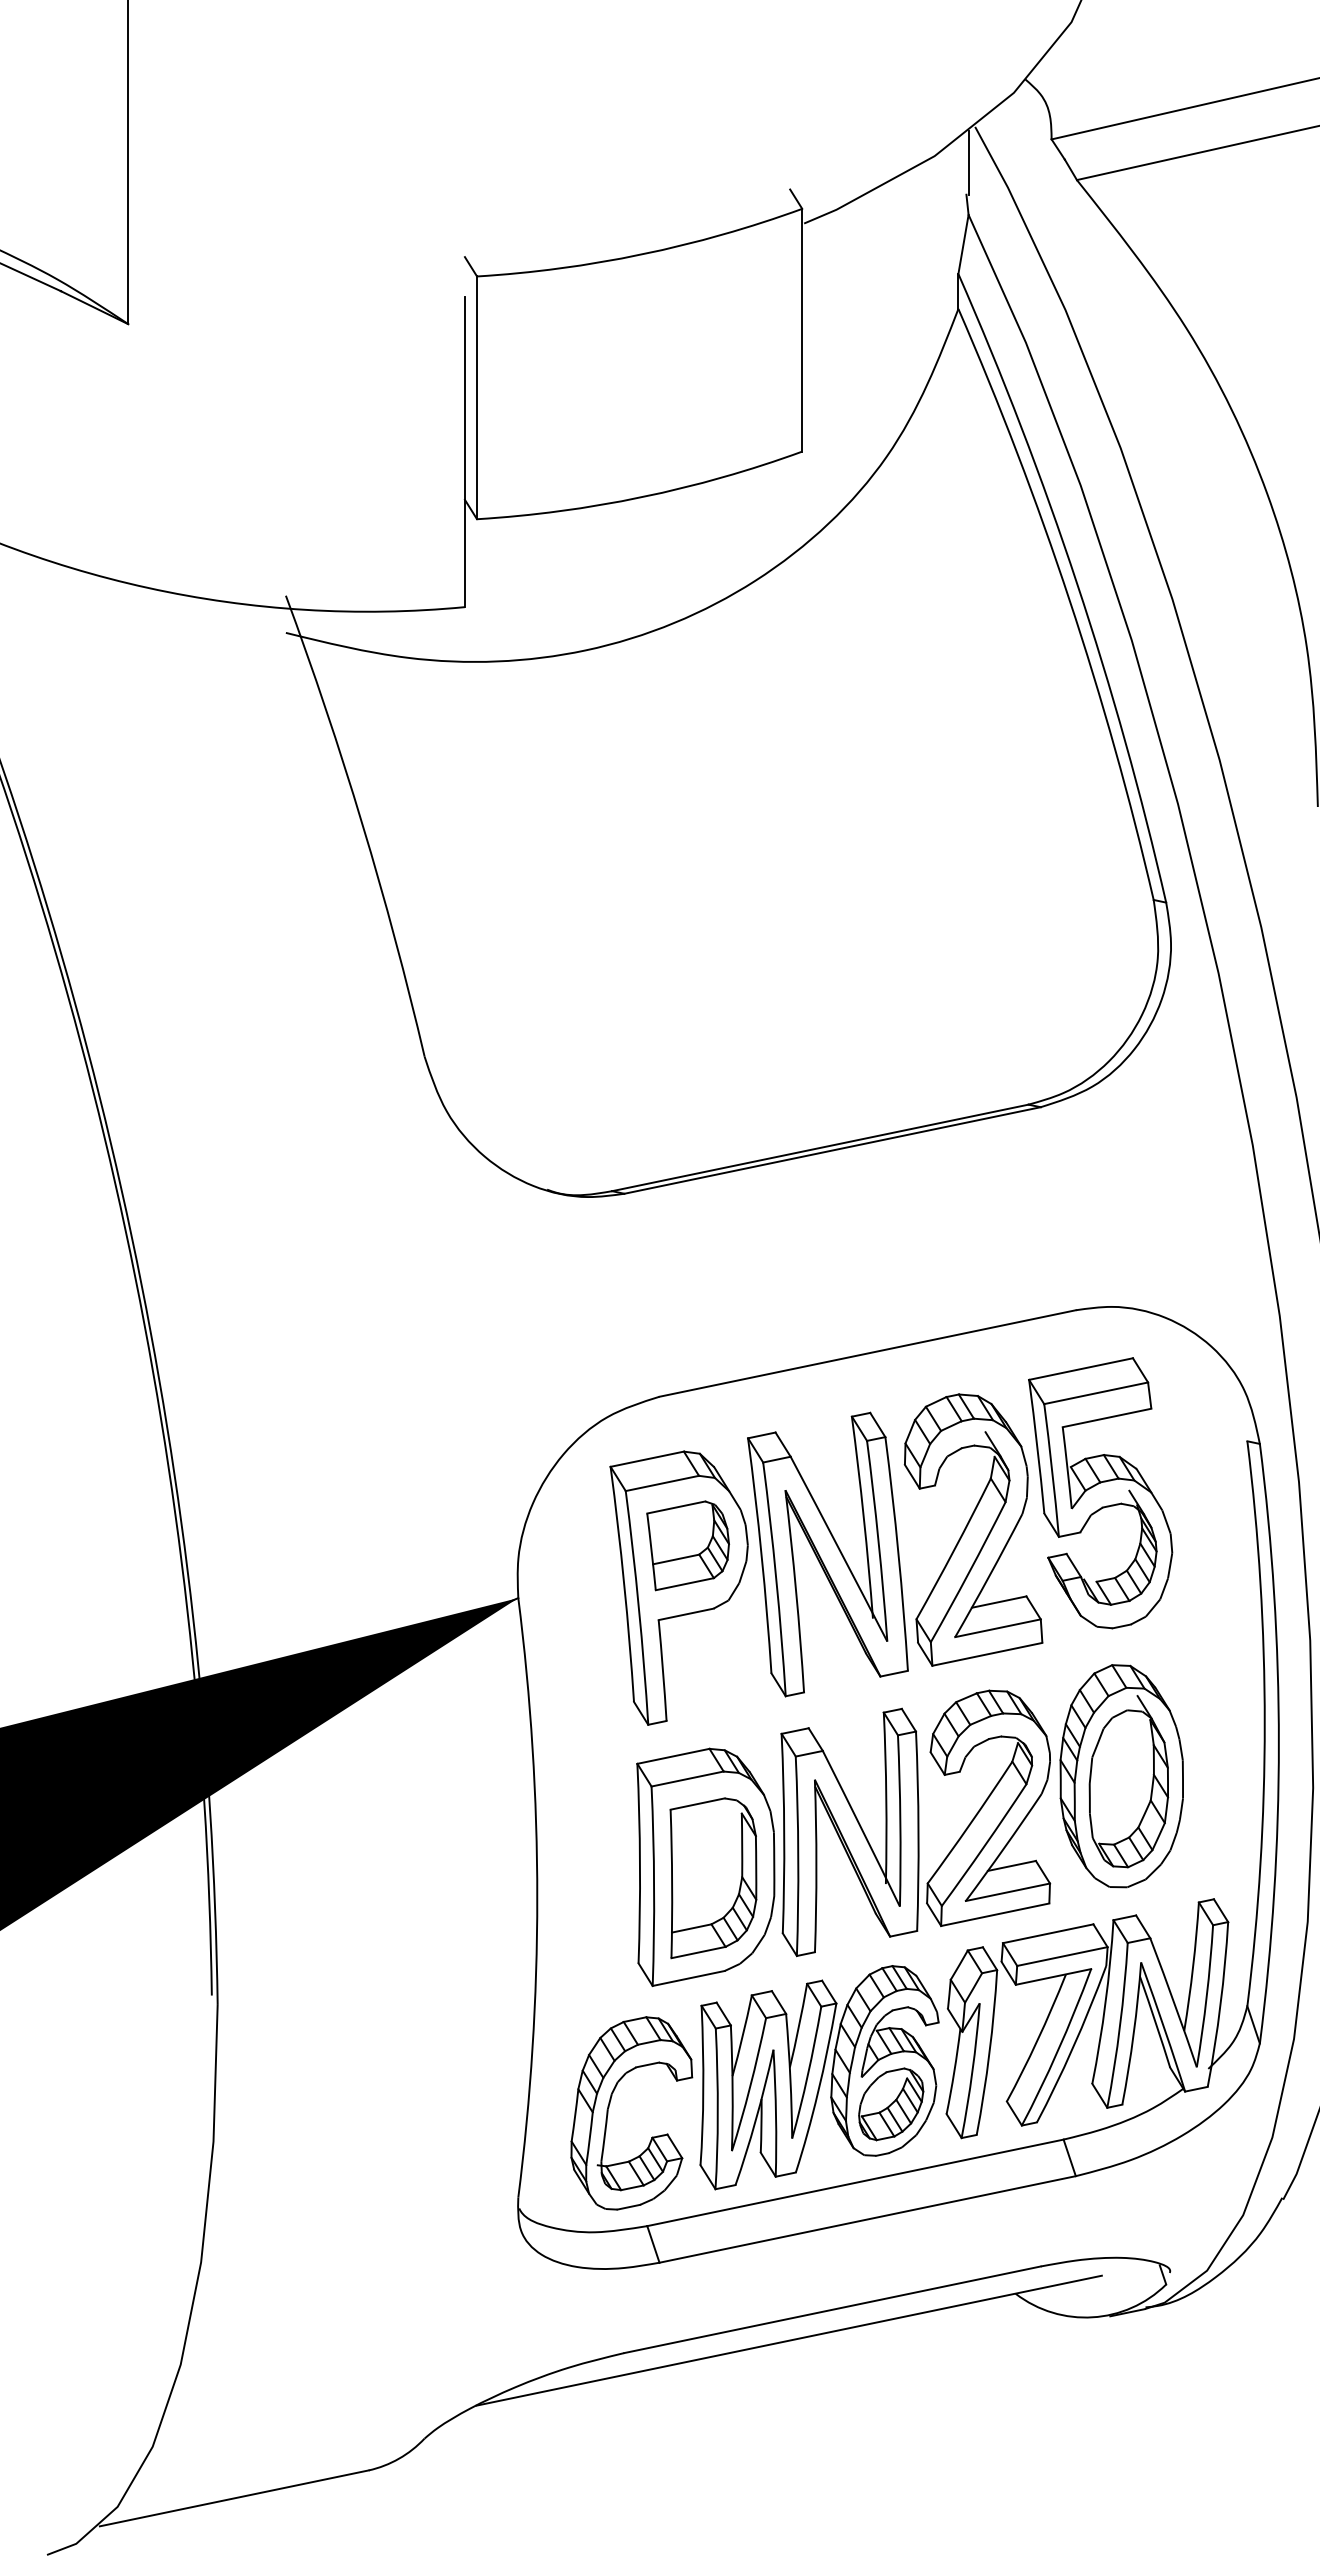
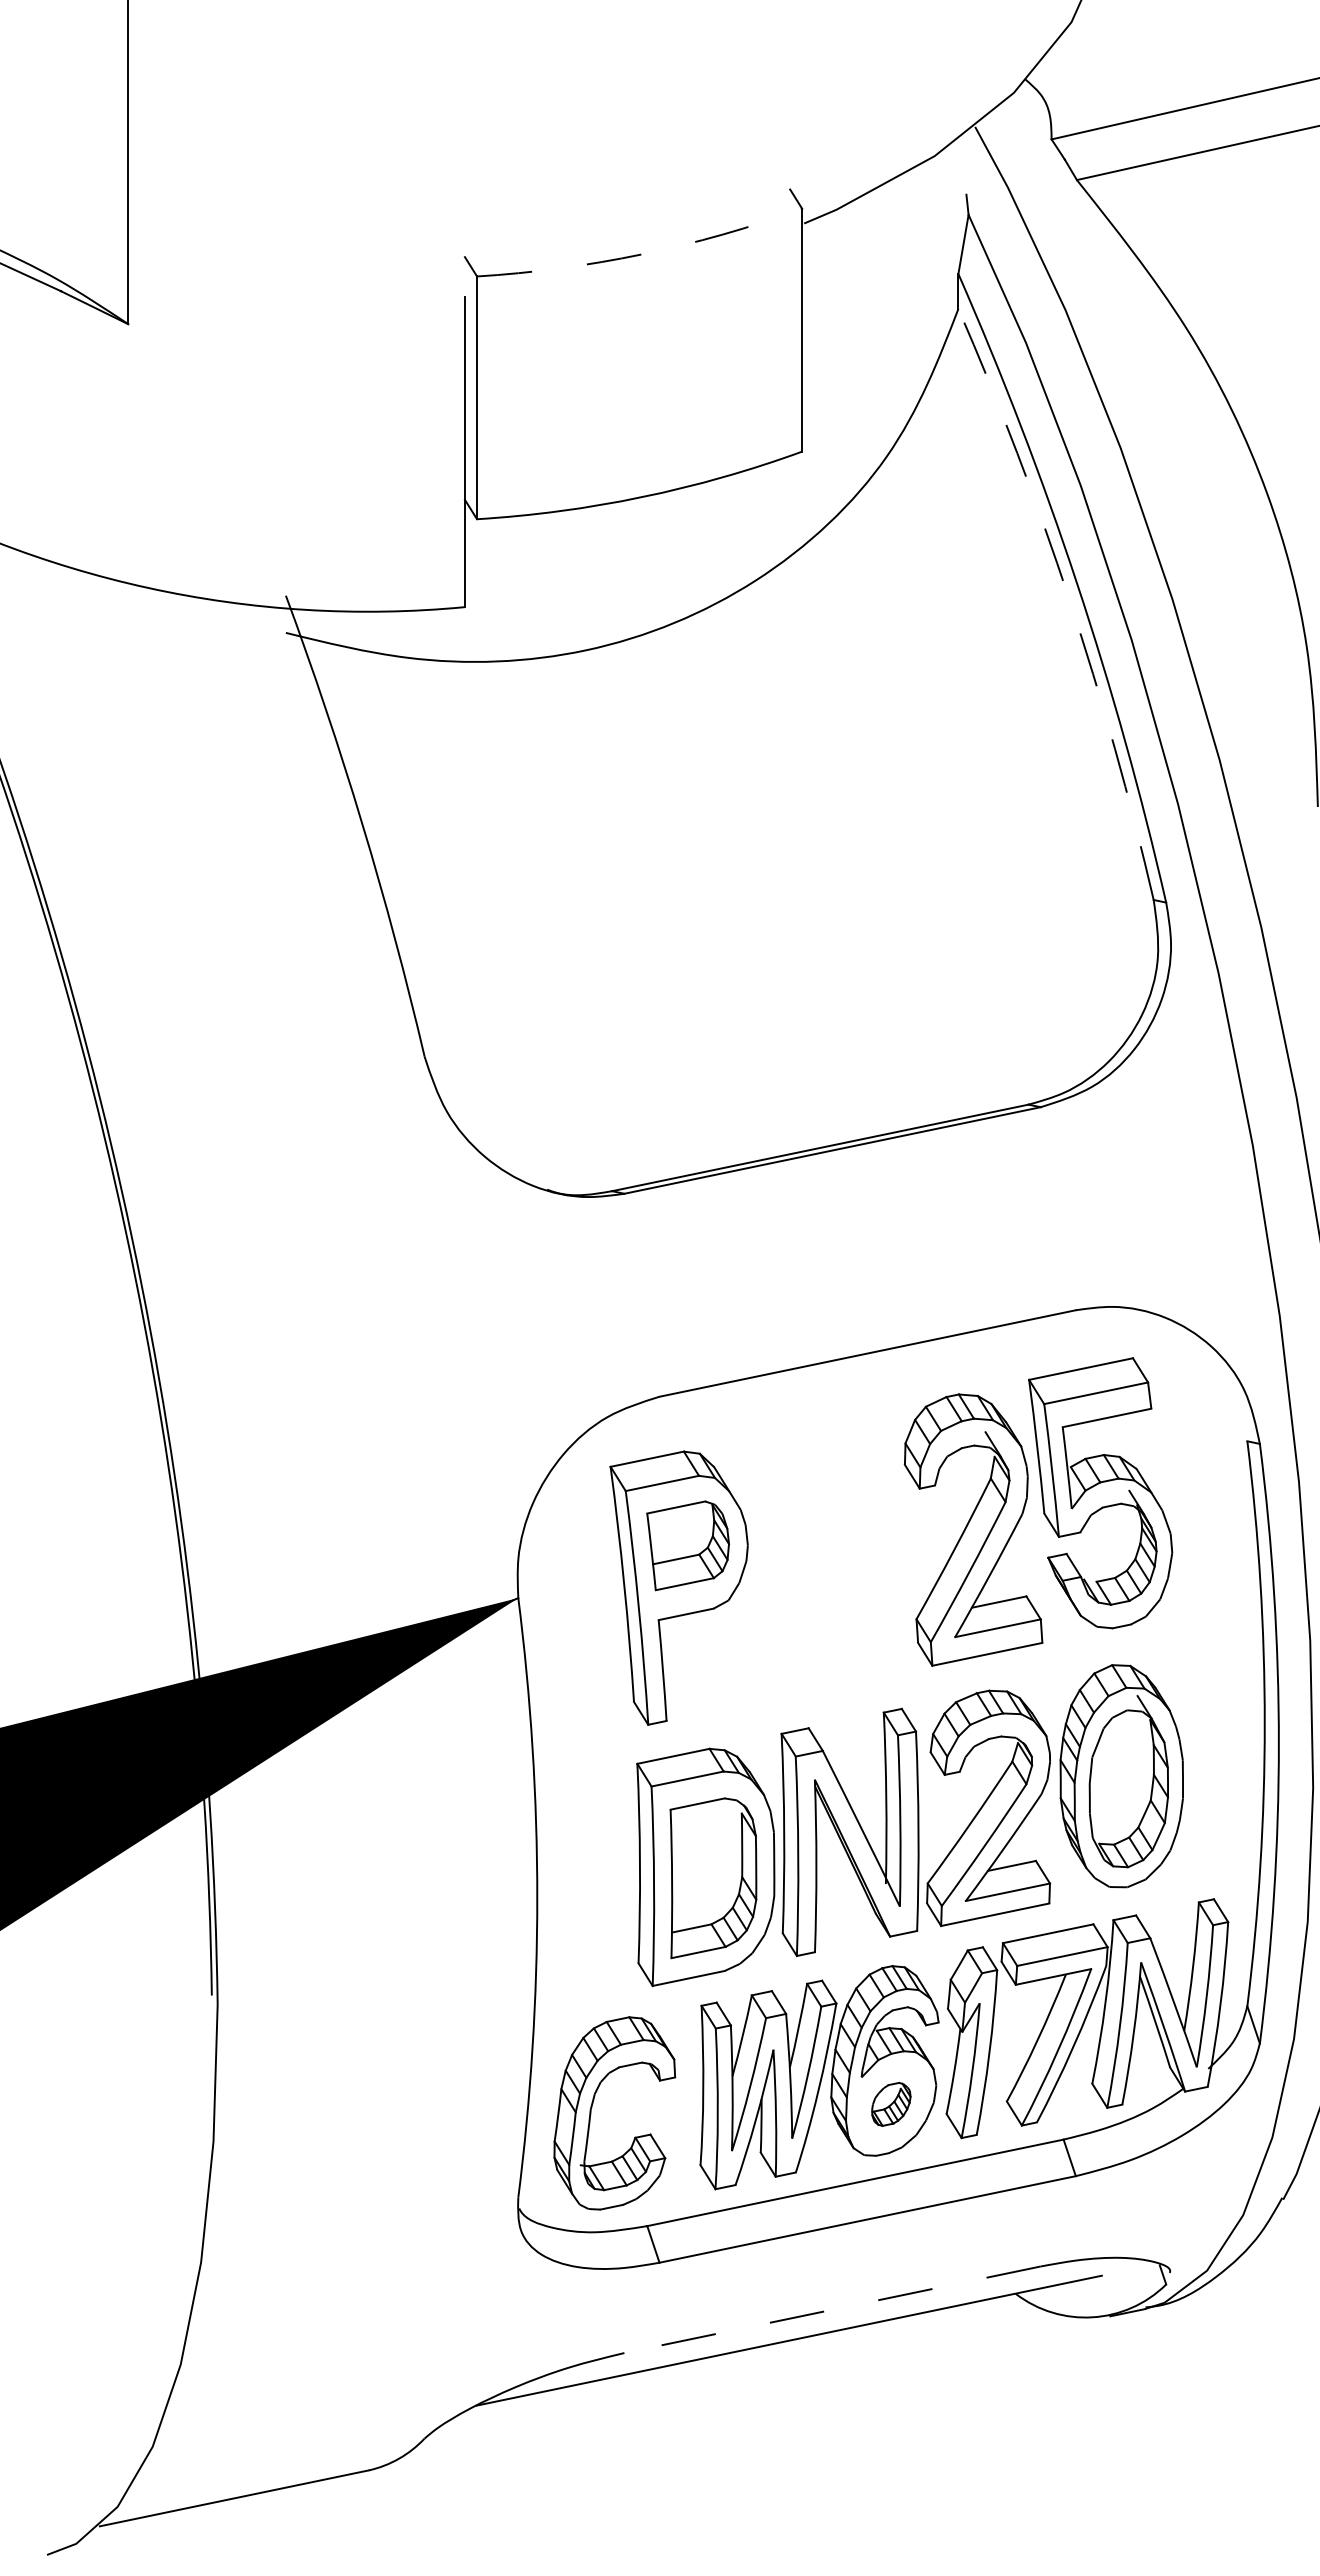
line: present -> none (969, 162)
arc: solid -> dashed (642, 254)
arc: solid -> dashed (1069, 600)
part: present -> none (827, 1554)
part size: 67x75 px -> 41x46 px (891, 2103)
part position: (609, 2107) -> (592, 2107) (592, 2107)
line: solid -> dashed (832, 2309)
